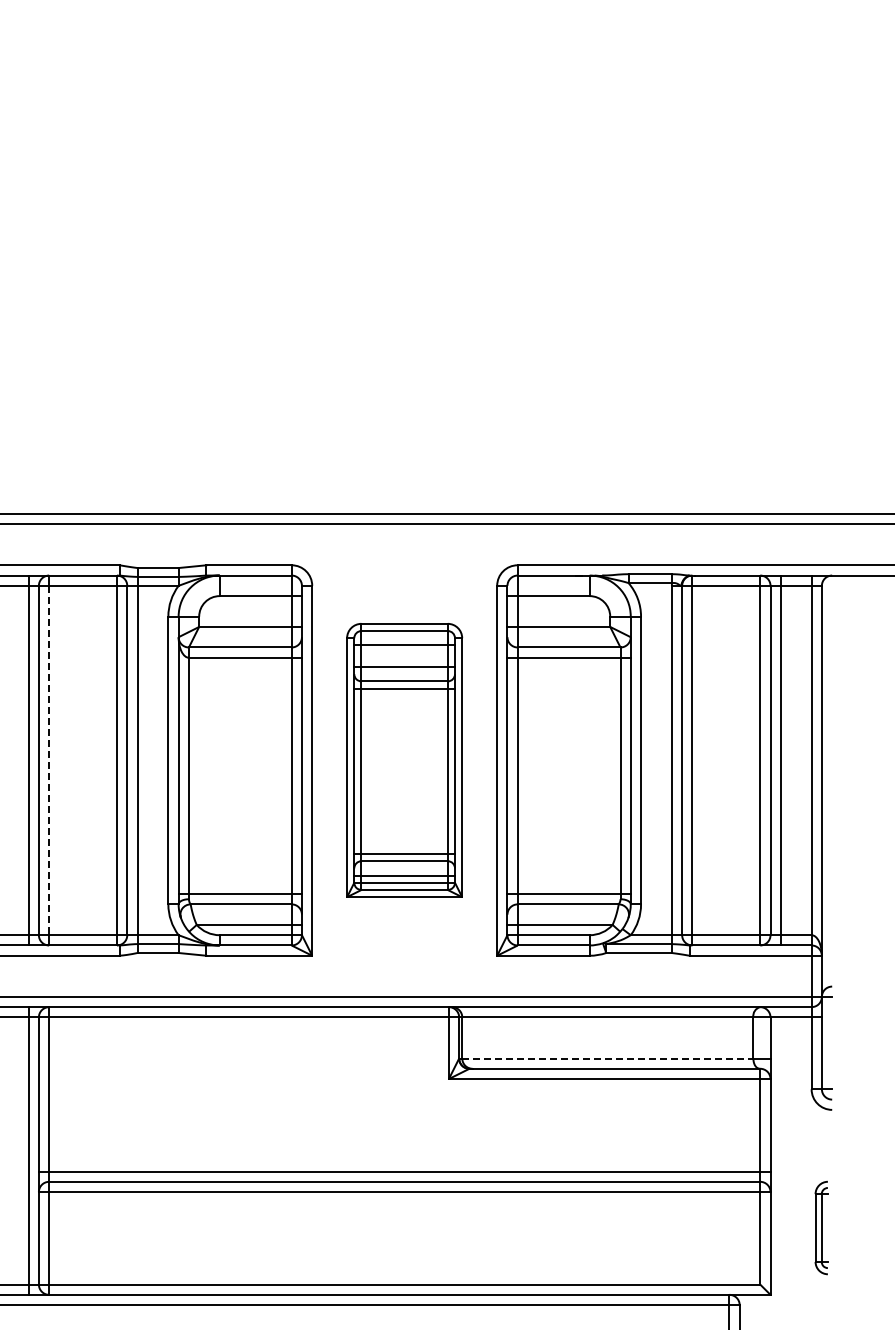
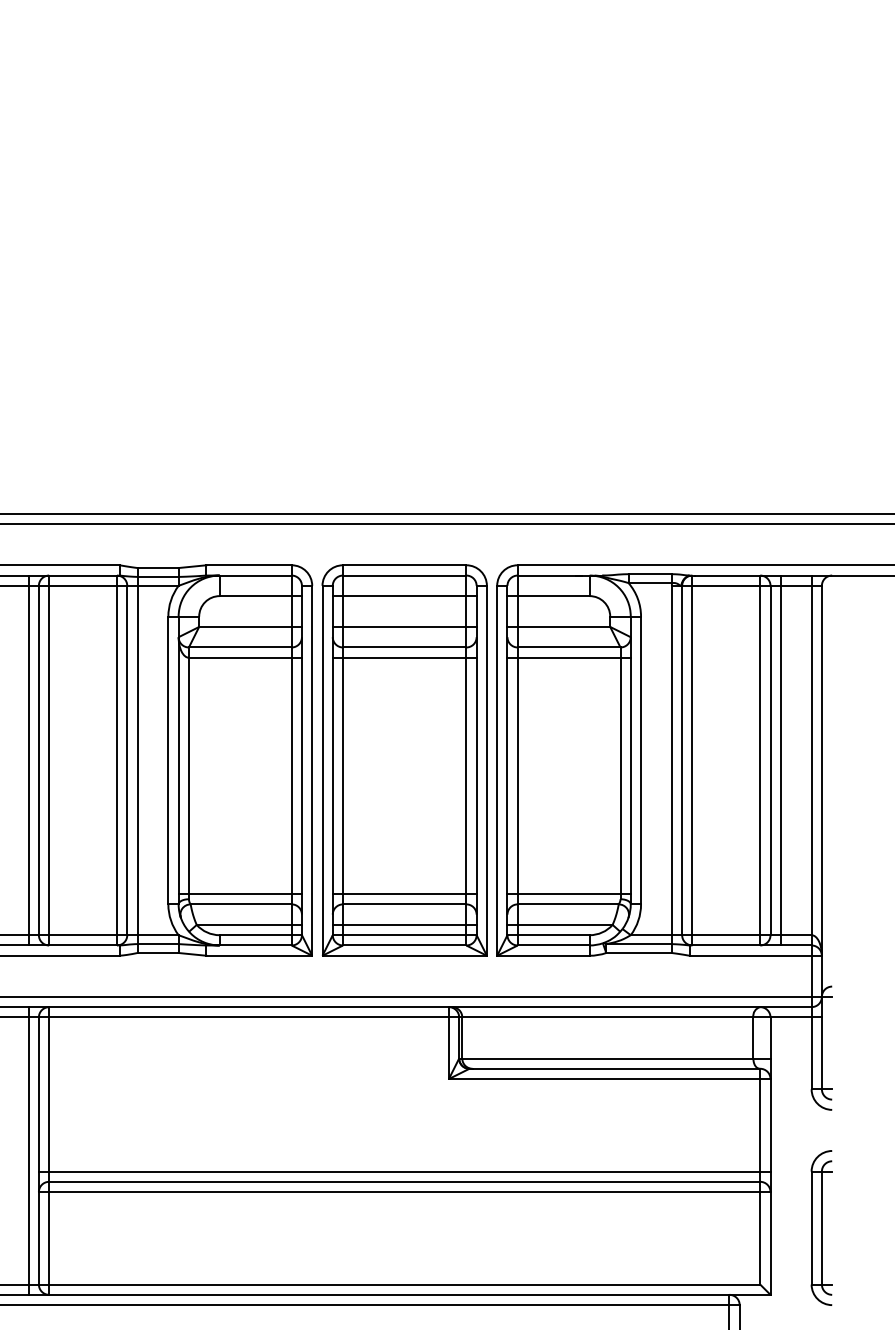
line: dashed -> solid (49, 760)
part size: 118x275 px -> 167x393 px (404, 760)
line: dashed -> solid (607, 1058)
part size: 15x96 px -> 23x156 px (821, 1227)
